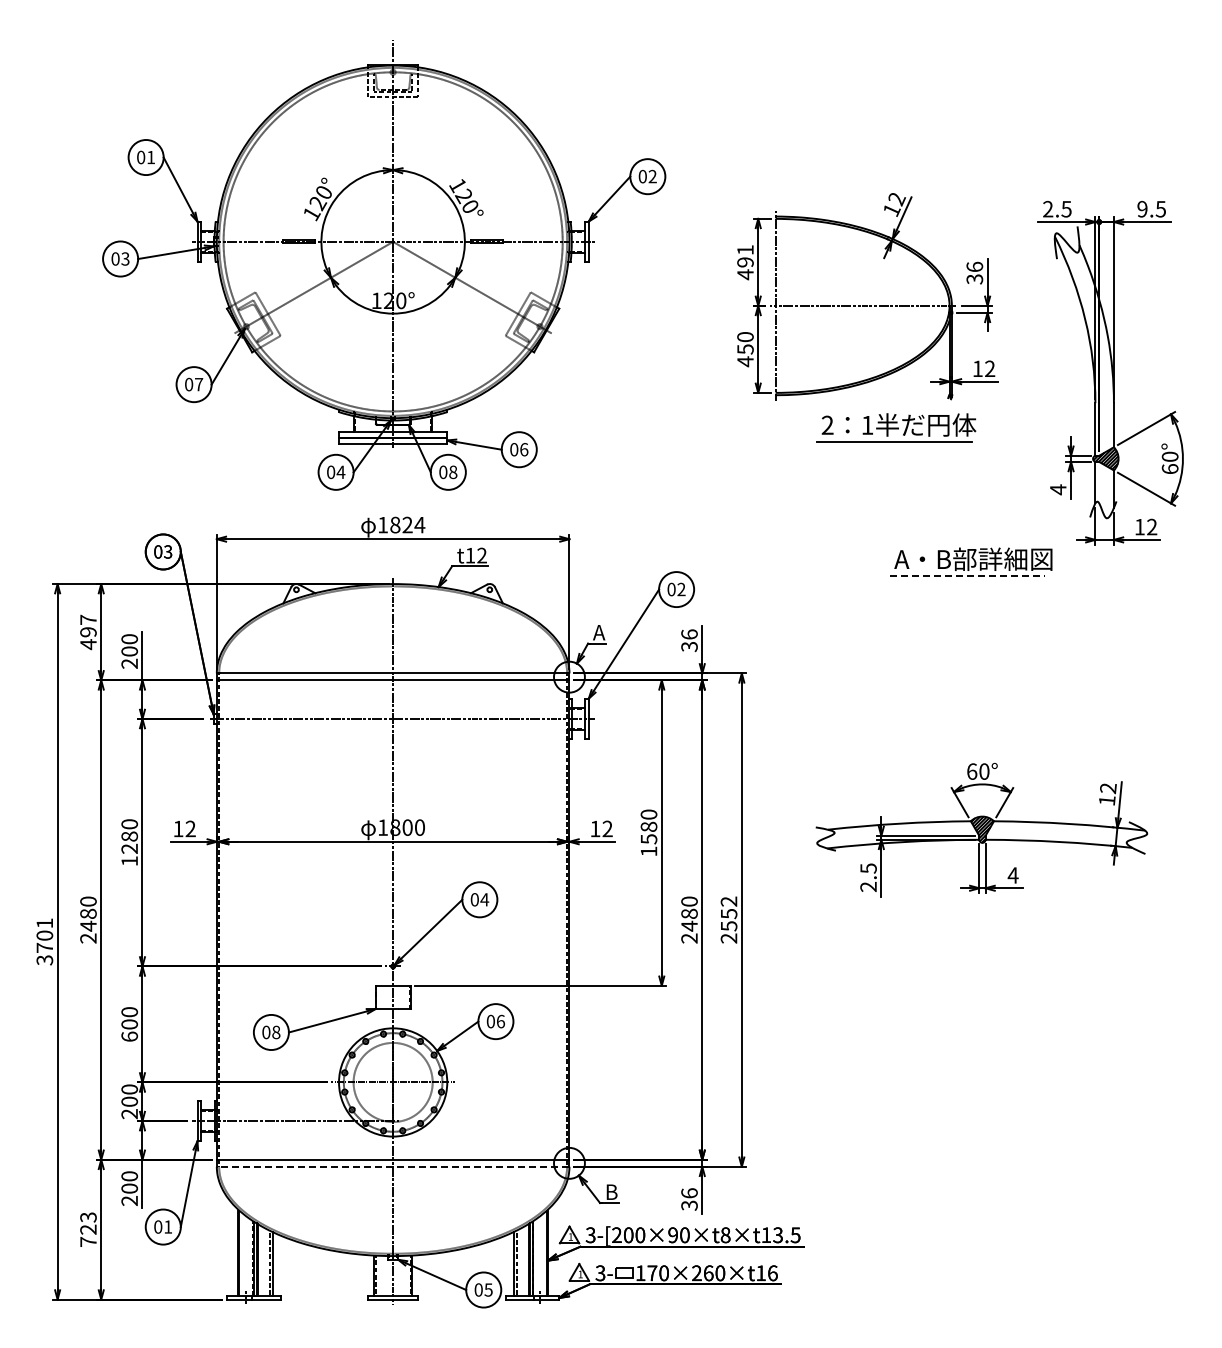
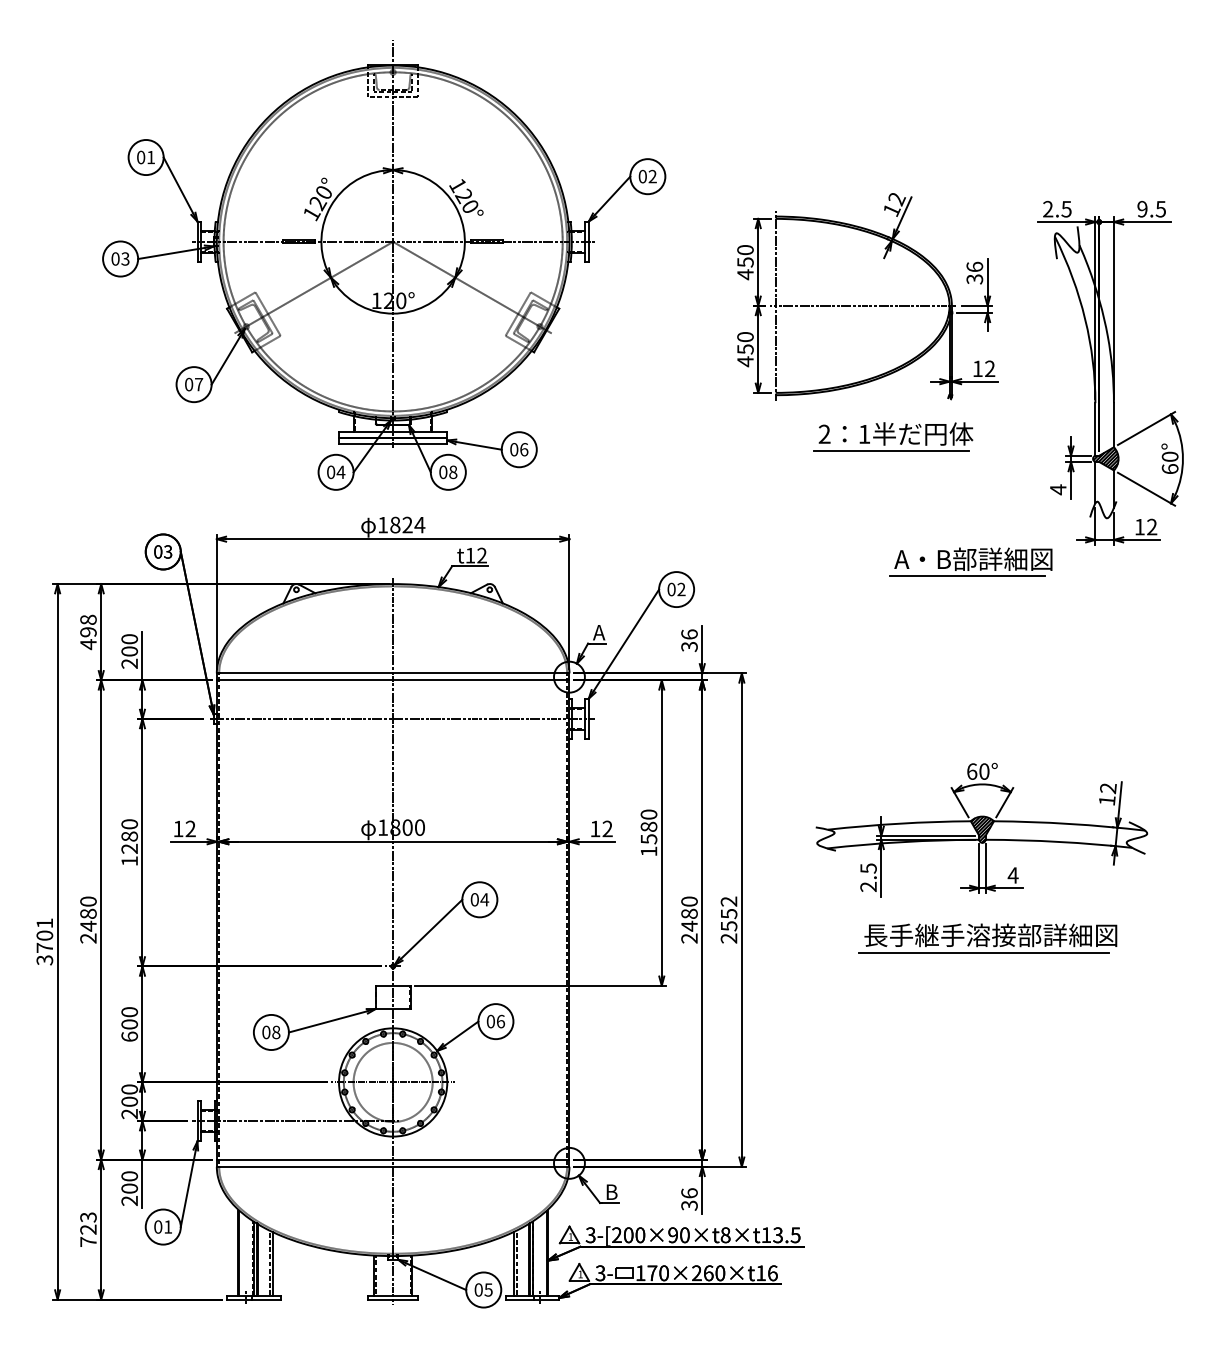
text: 491 -> 450 (745, 256)
part position: (896, 427) -> (893, 436) (893, 436)
line: dashed -> solid (967, 576)
text: 497 -> 498 (88, 619)
part: none -> present (987, 938)
line: dashed -> solid (392, 1166)
